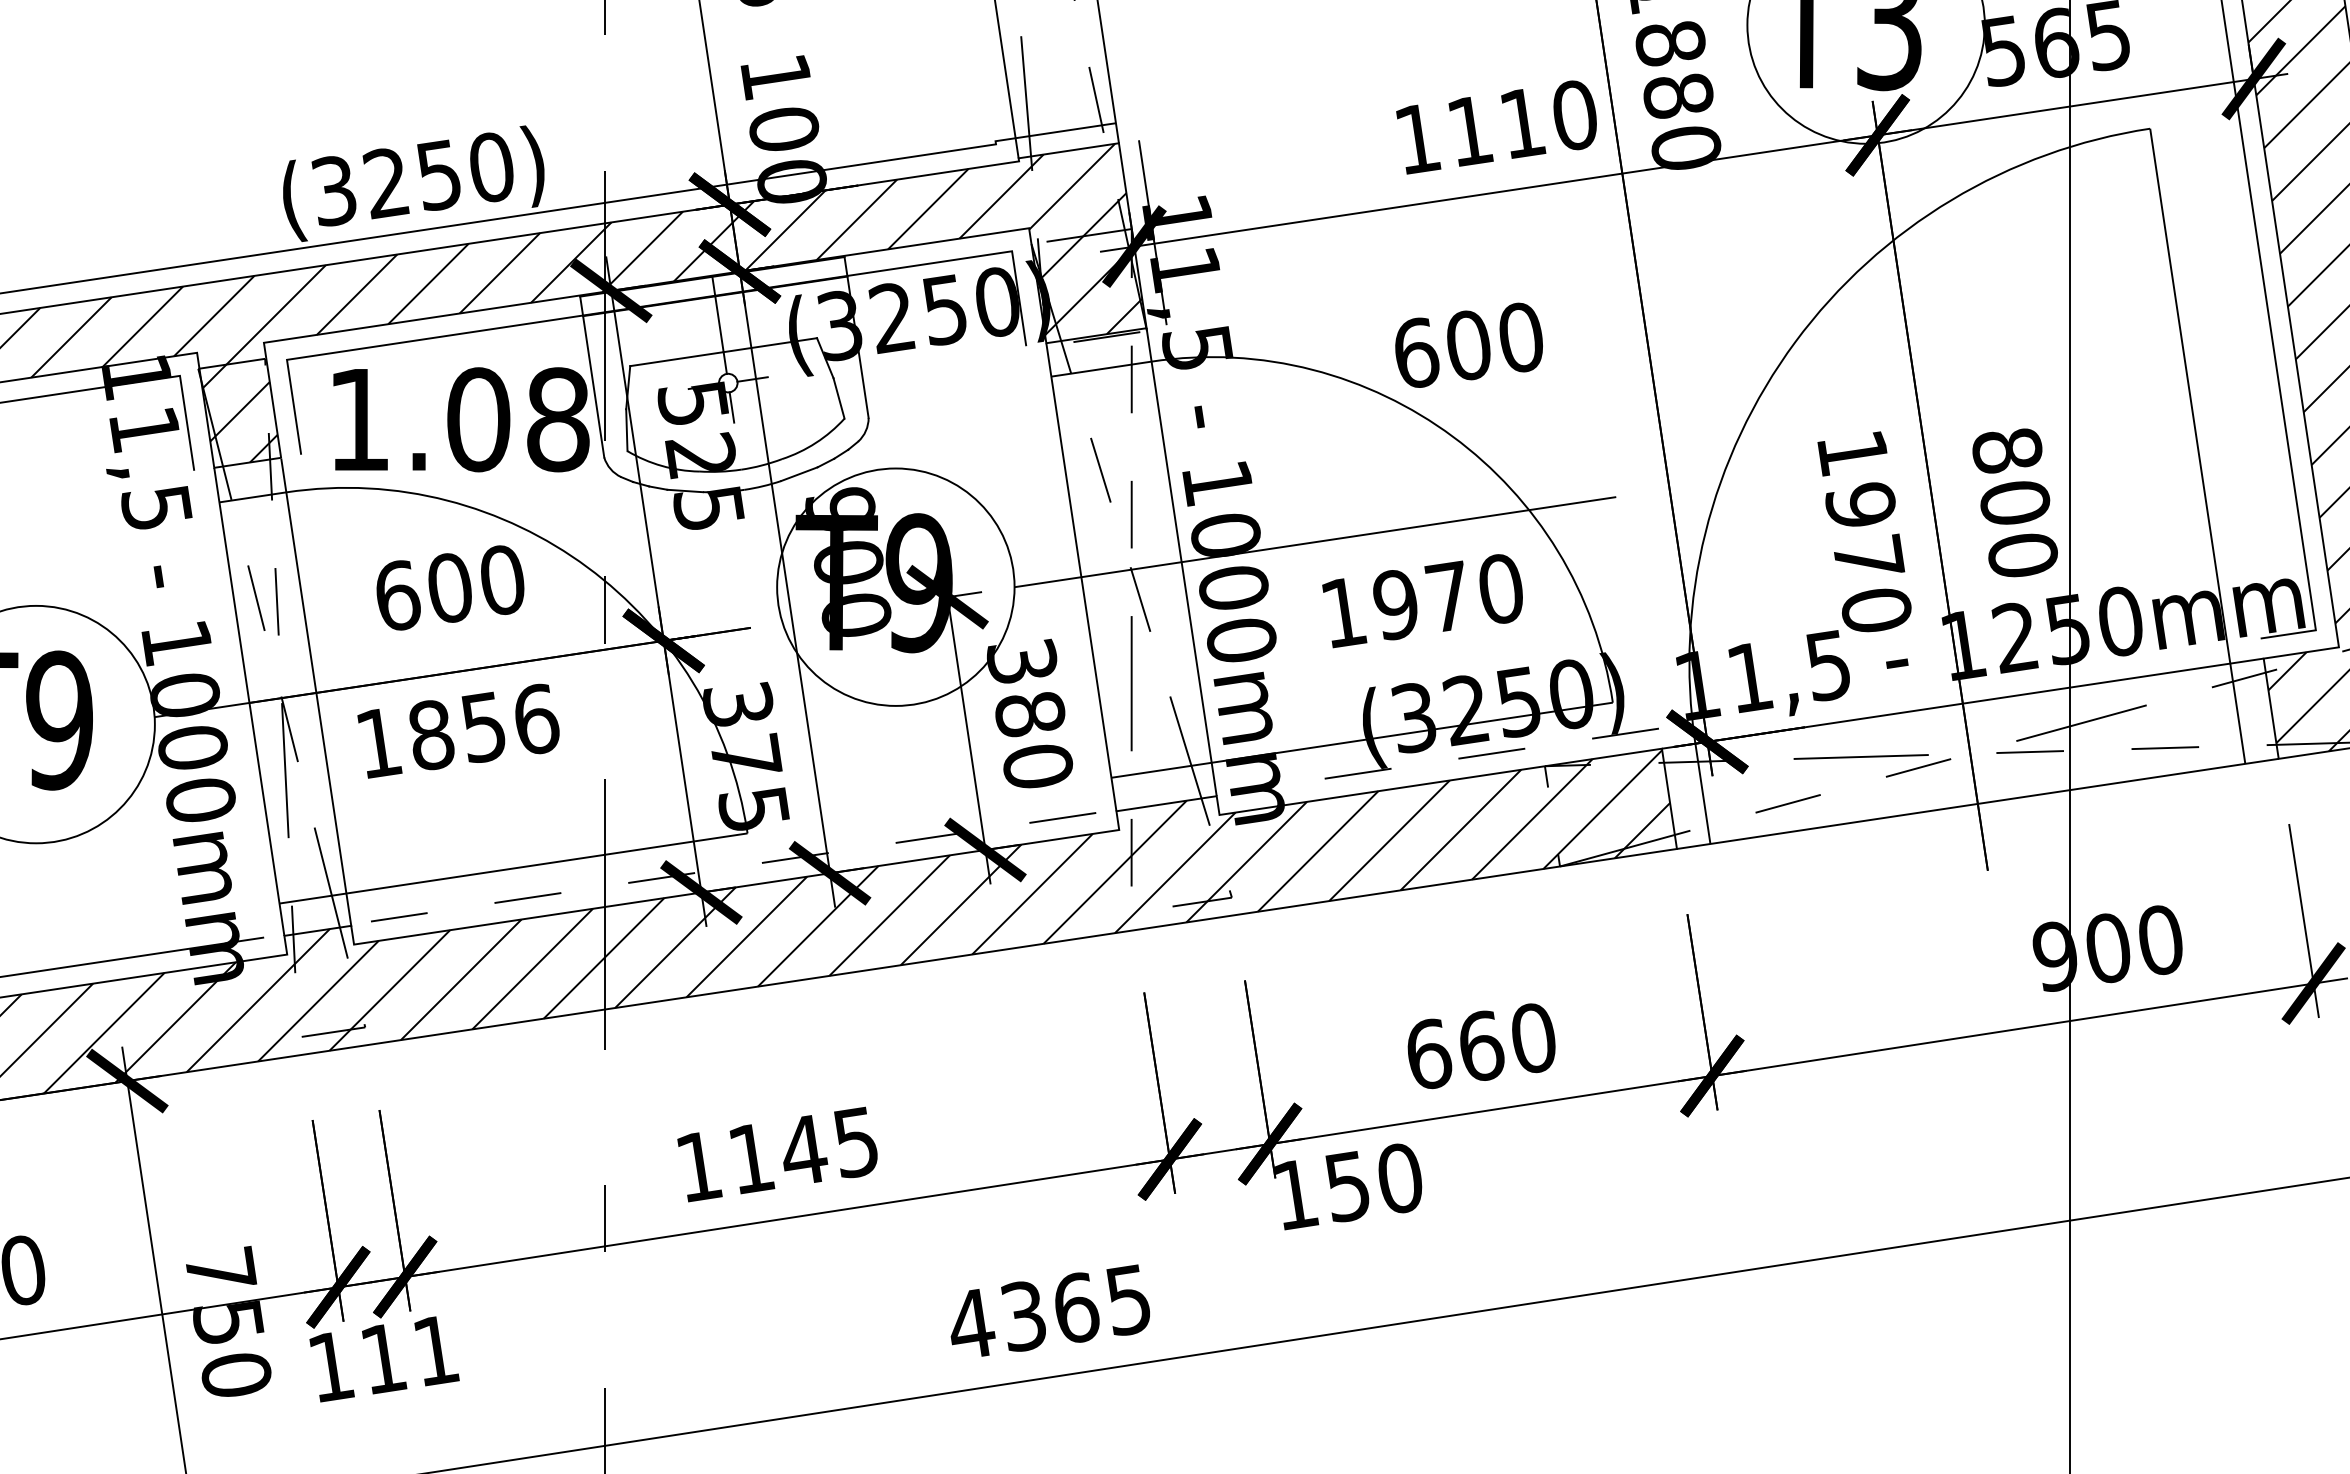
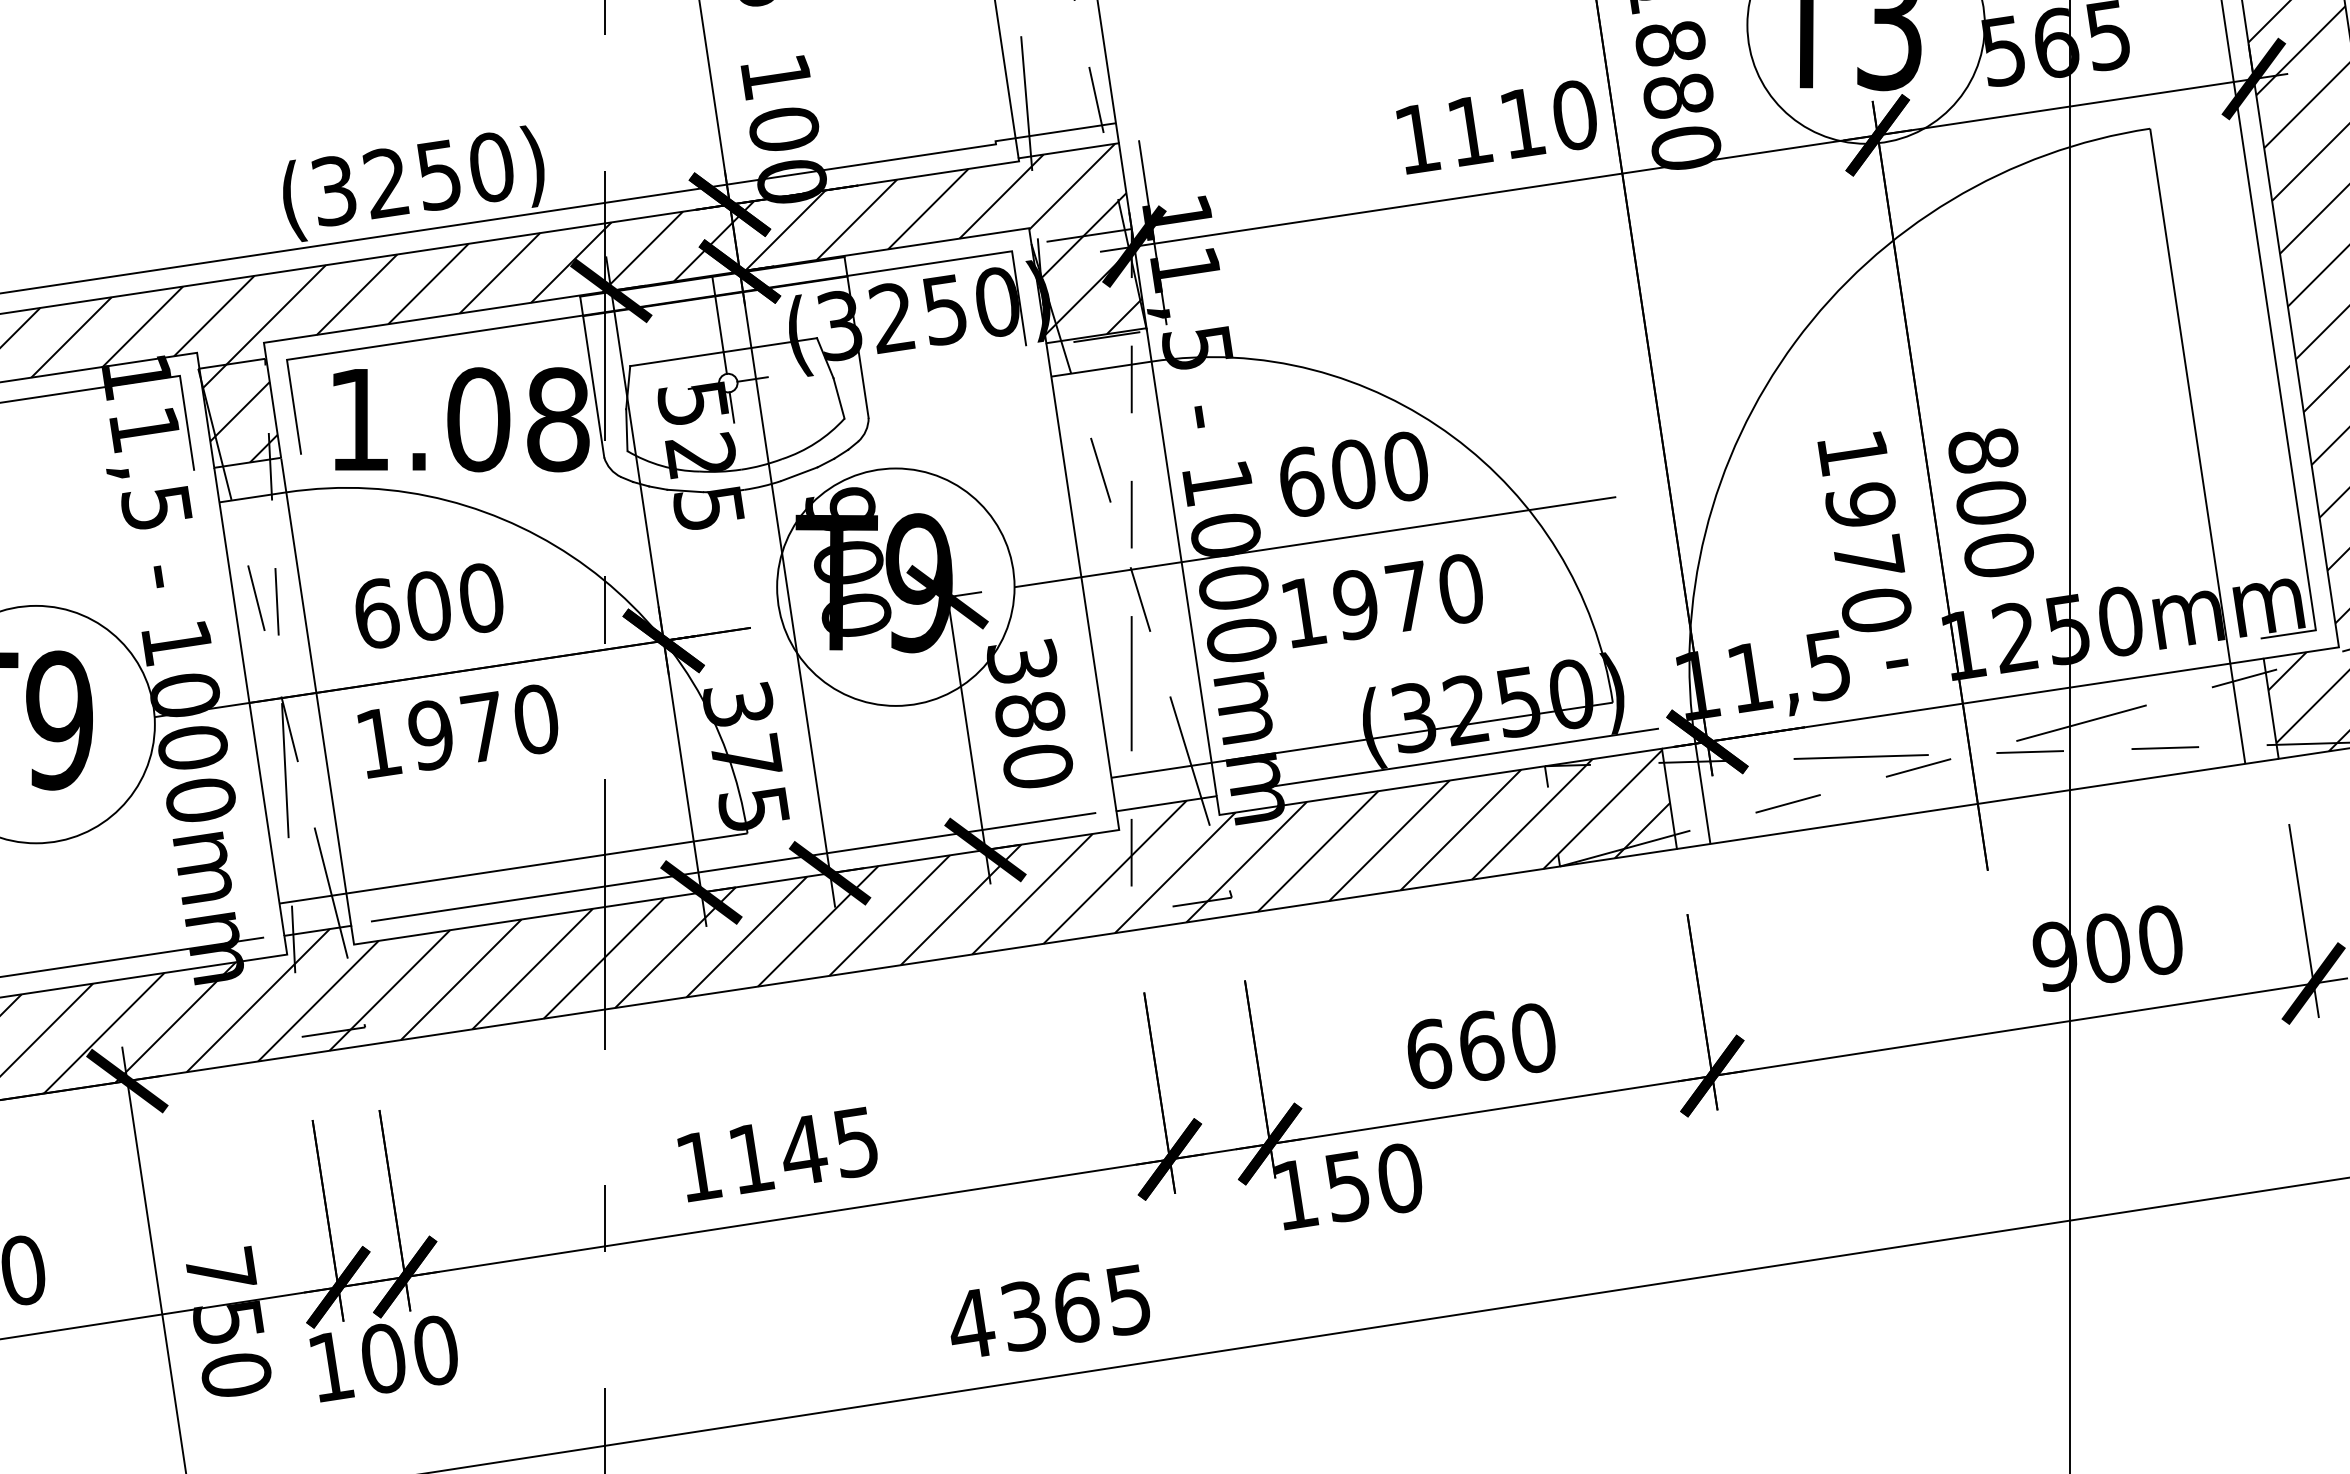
text position: (1468, 344) -> (1353, 473) (1353, 473)
text position: (2014, 502) -> (1990, 502) (1990, 502)
text position: (450, 587) -> (429, 605) (429, 605)
text position: (1422, 601) -> (1382, 601) (1382, 601)
text: 1856 -> 1970 (483, 726)
line: dashed -> solid (1447, 760)
line: dashed -> solid (733, 867)
text: 111 -> 100 (410, 1354)
